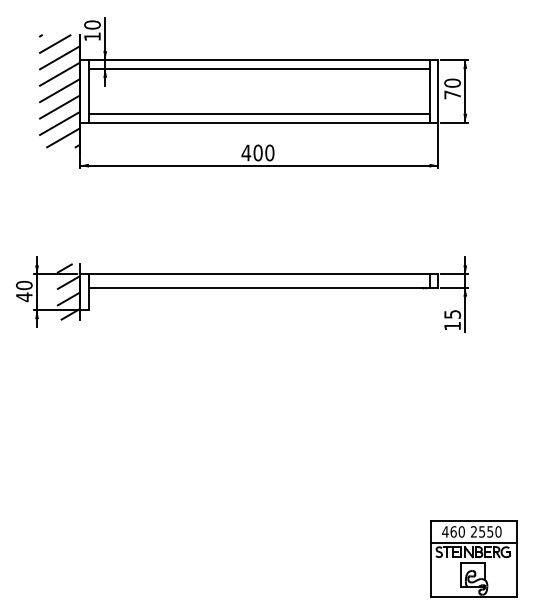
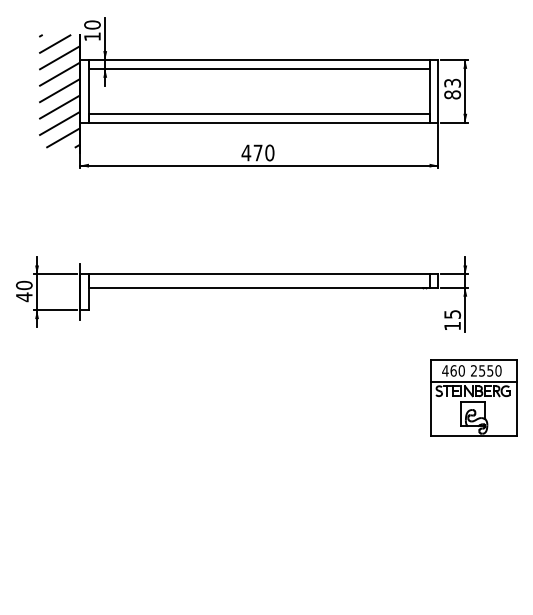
text: 70 -> 83 (452, 88)
text: 400 -> 470 (257, 152)
hatch: present -> none (68, 291)
part position: (473, 558) -> (473, 397) (473, 397)
